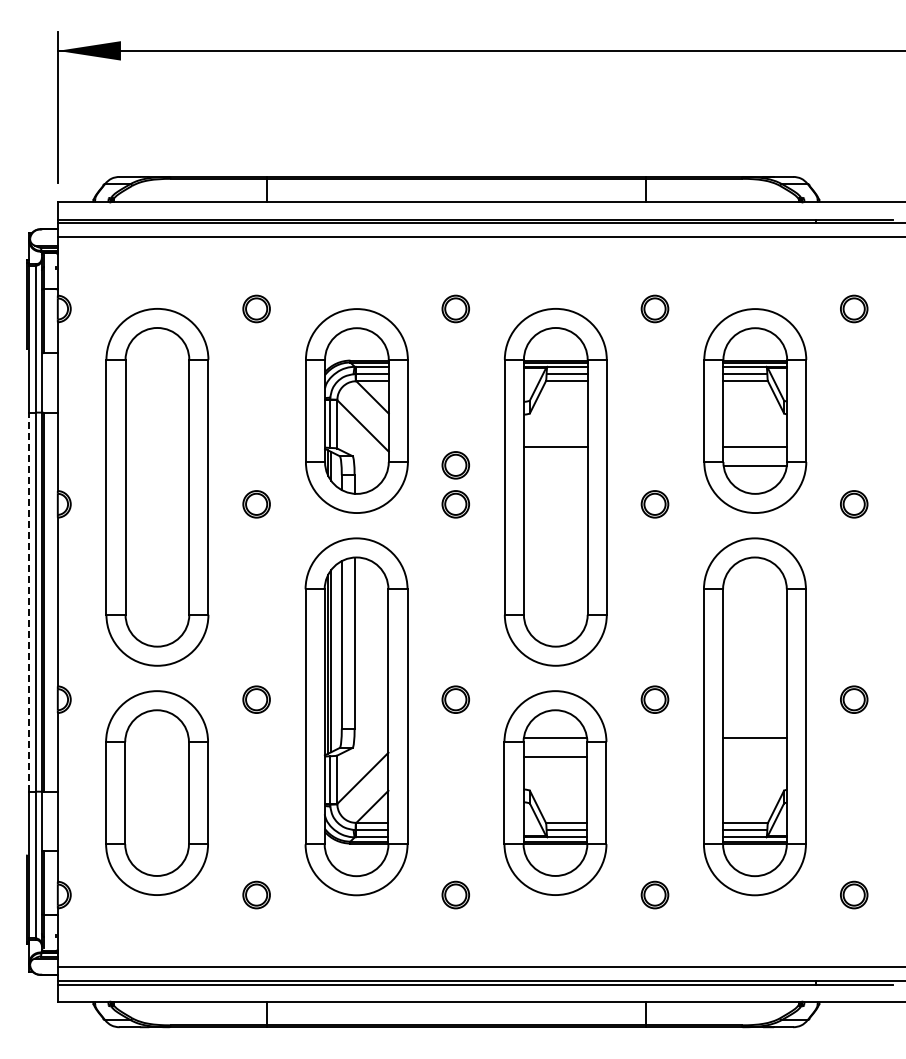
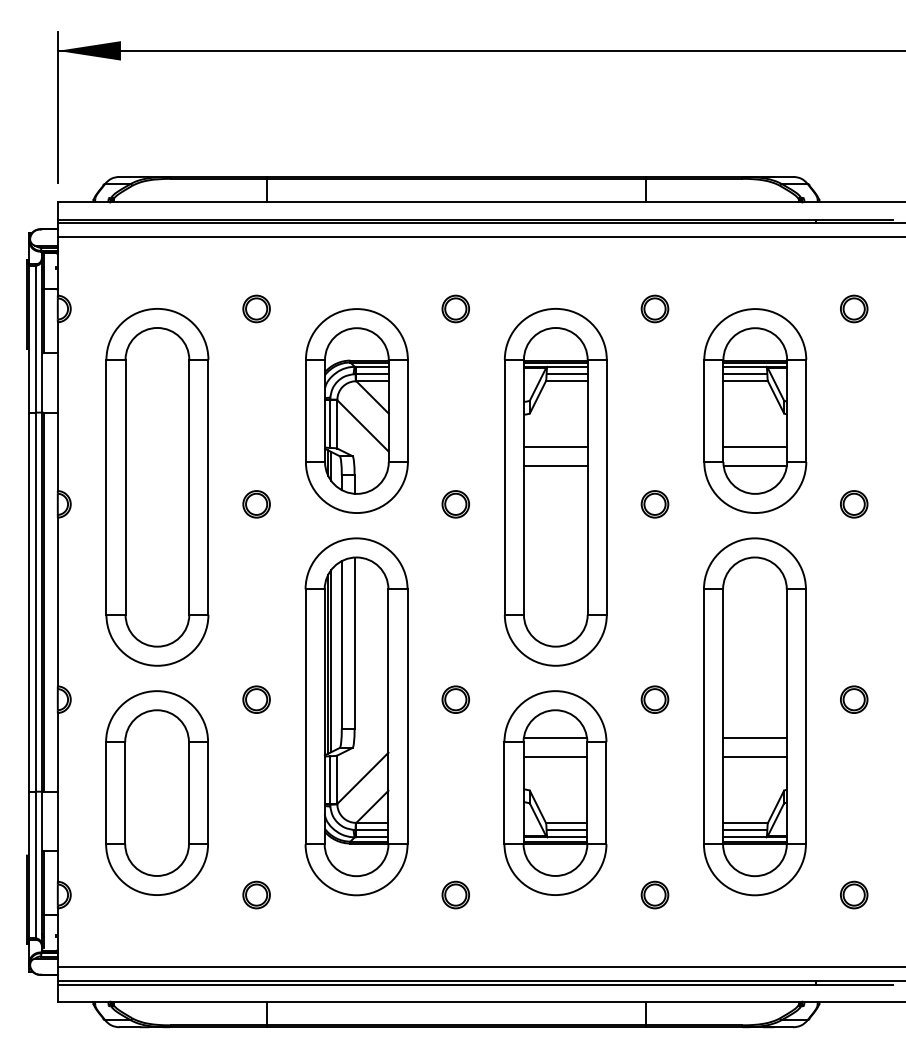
part: present -> none (455, 465)
line: none -> present (555, 465)
line: dashed -> solid (29, 602)
line: none -> present (754, 757)
